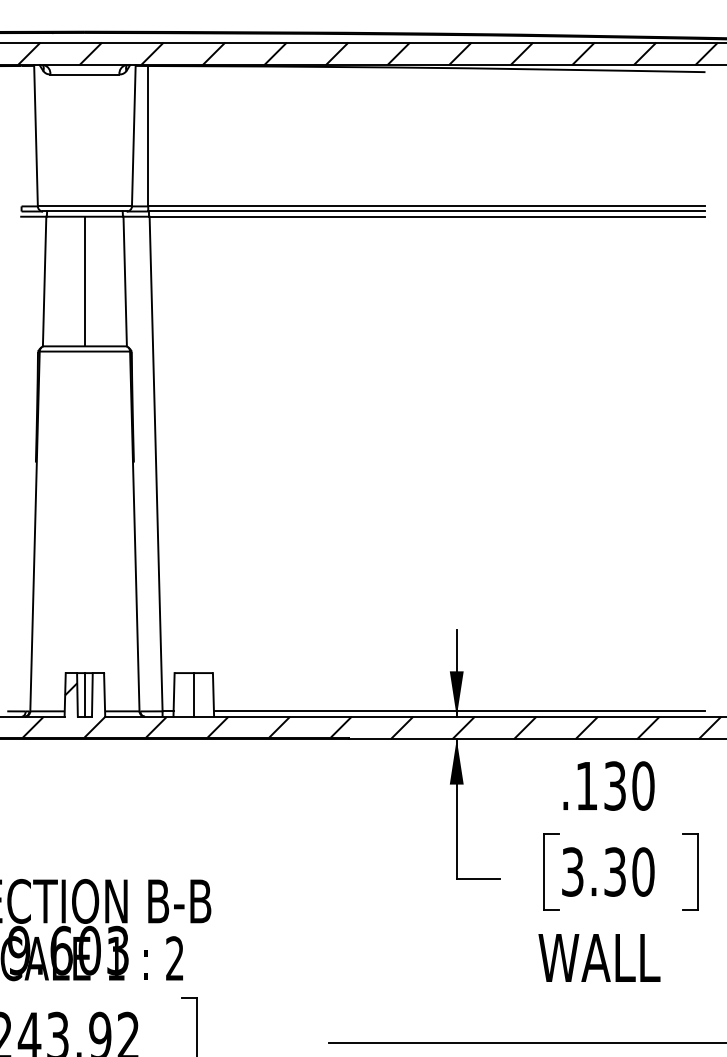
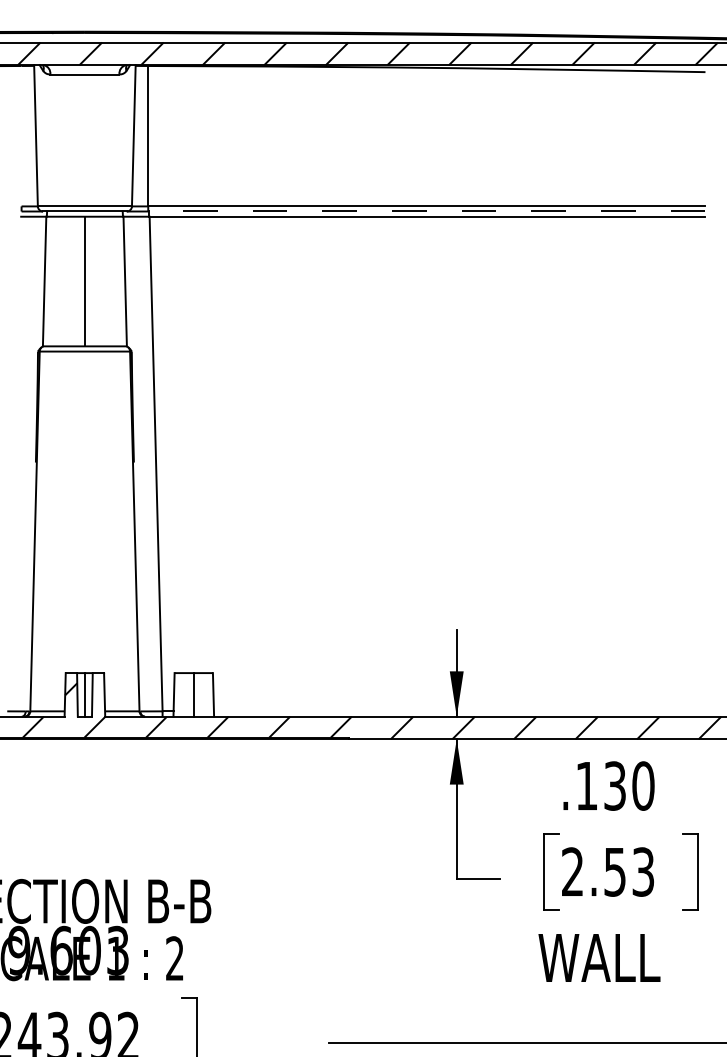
line: solid -> dashed (426, 211)
line: present -> none (459, 711)
text: 3.30 -> 2.53 (608, 871)
